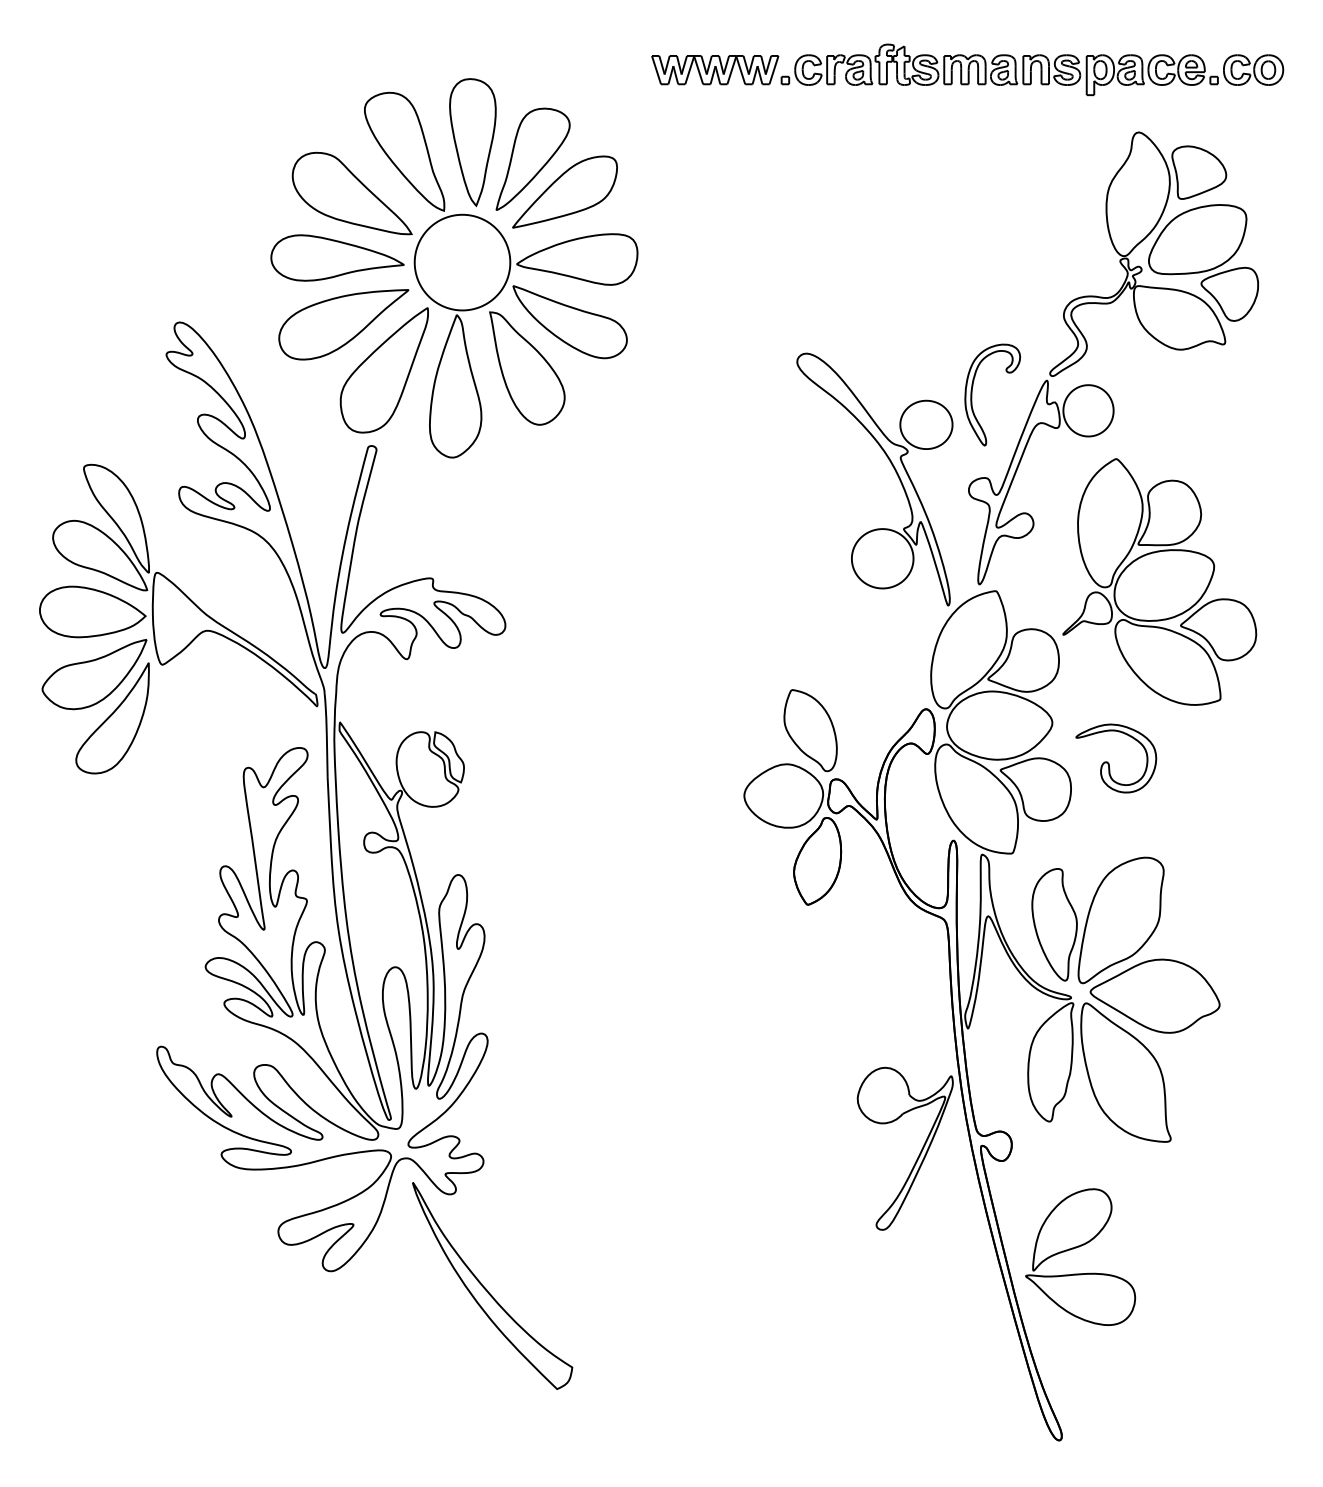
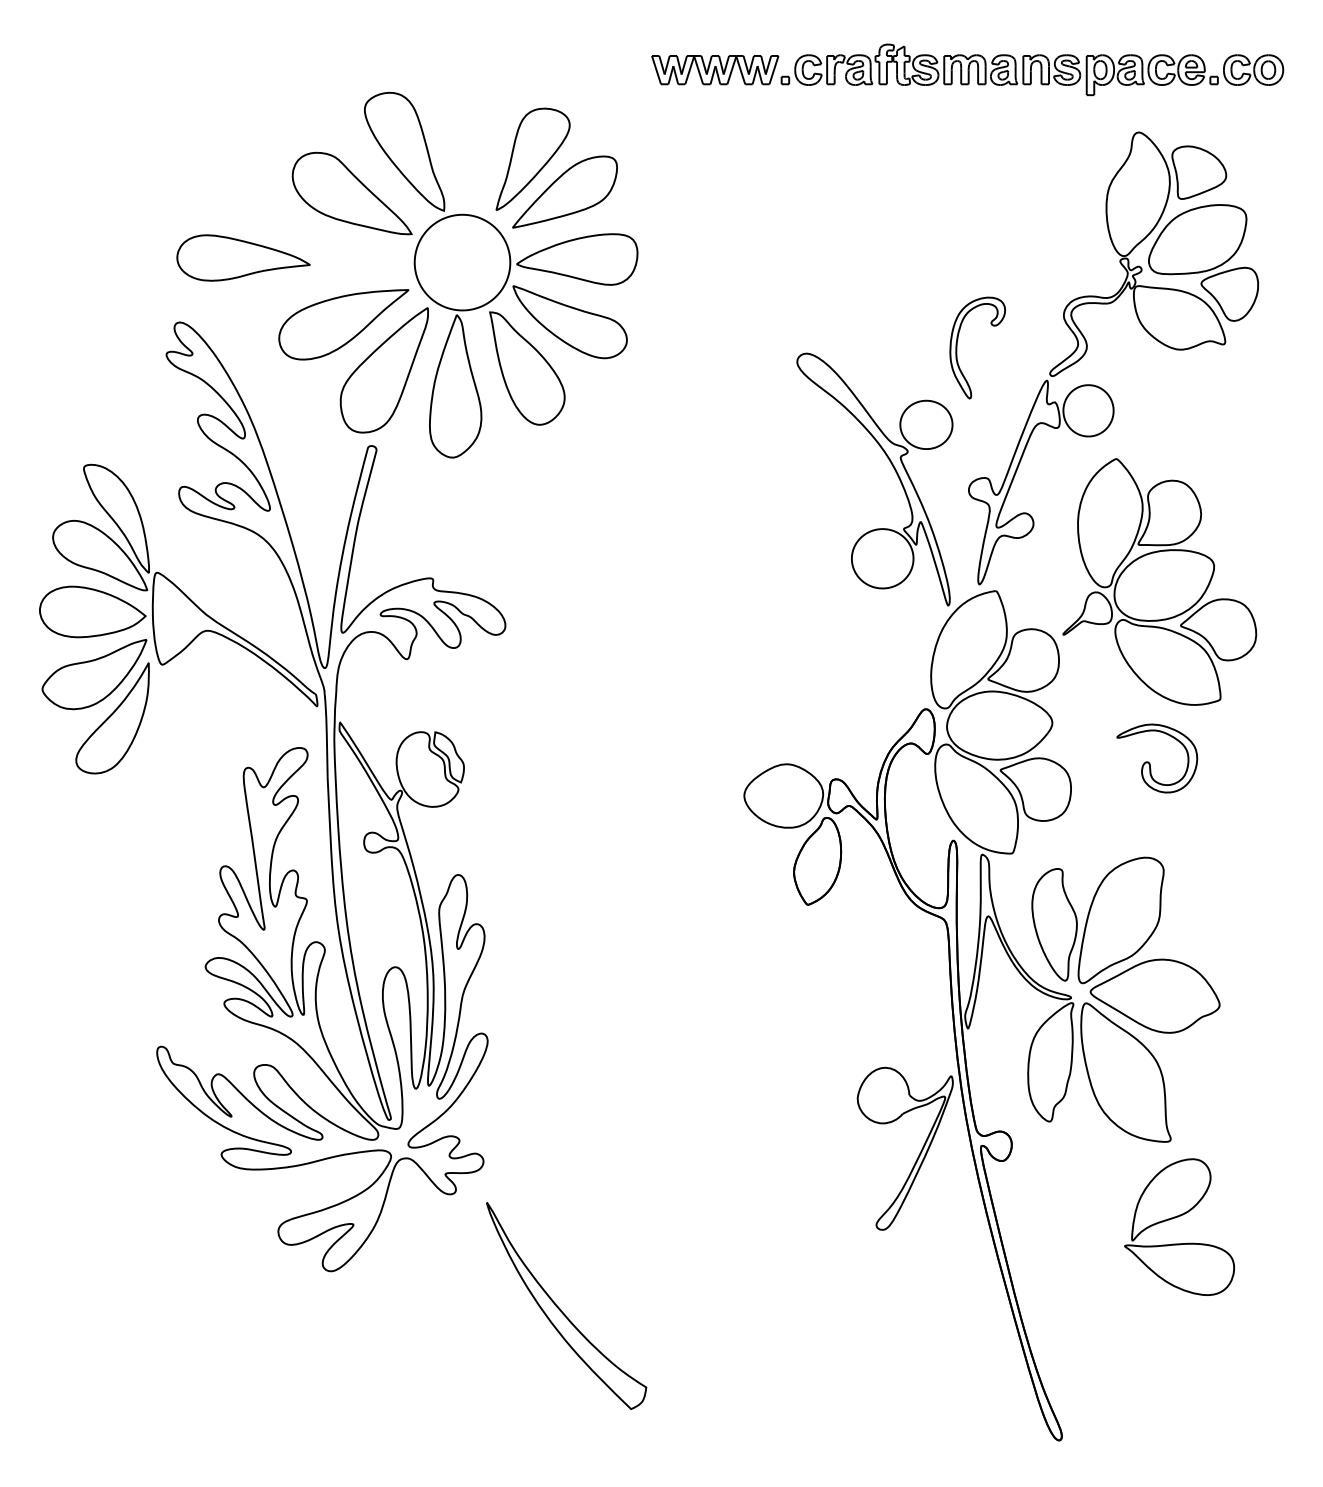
part: present -> none (472, 142)
part position: (337, 257) -> (243, 257) (243, 257)
part position: (972, 394) -> (957, 347) (957, 347)
part: present -> none (810, 730)
part position: (1109, 763) -> (1150, 763) (1150, 763)
part position: (1076, 1248) -> (1175, 1218) (1175, 1218)
part position: (487, 1289) -> (561, 1309) (561, 1309)
